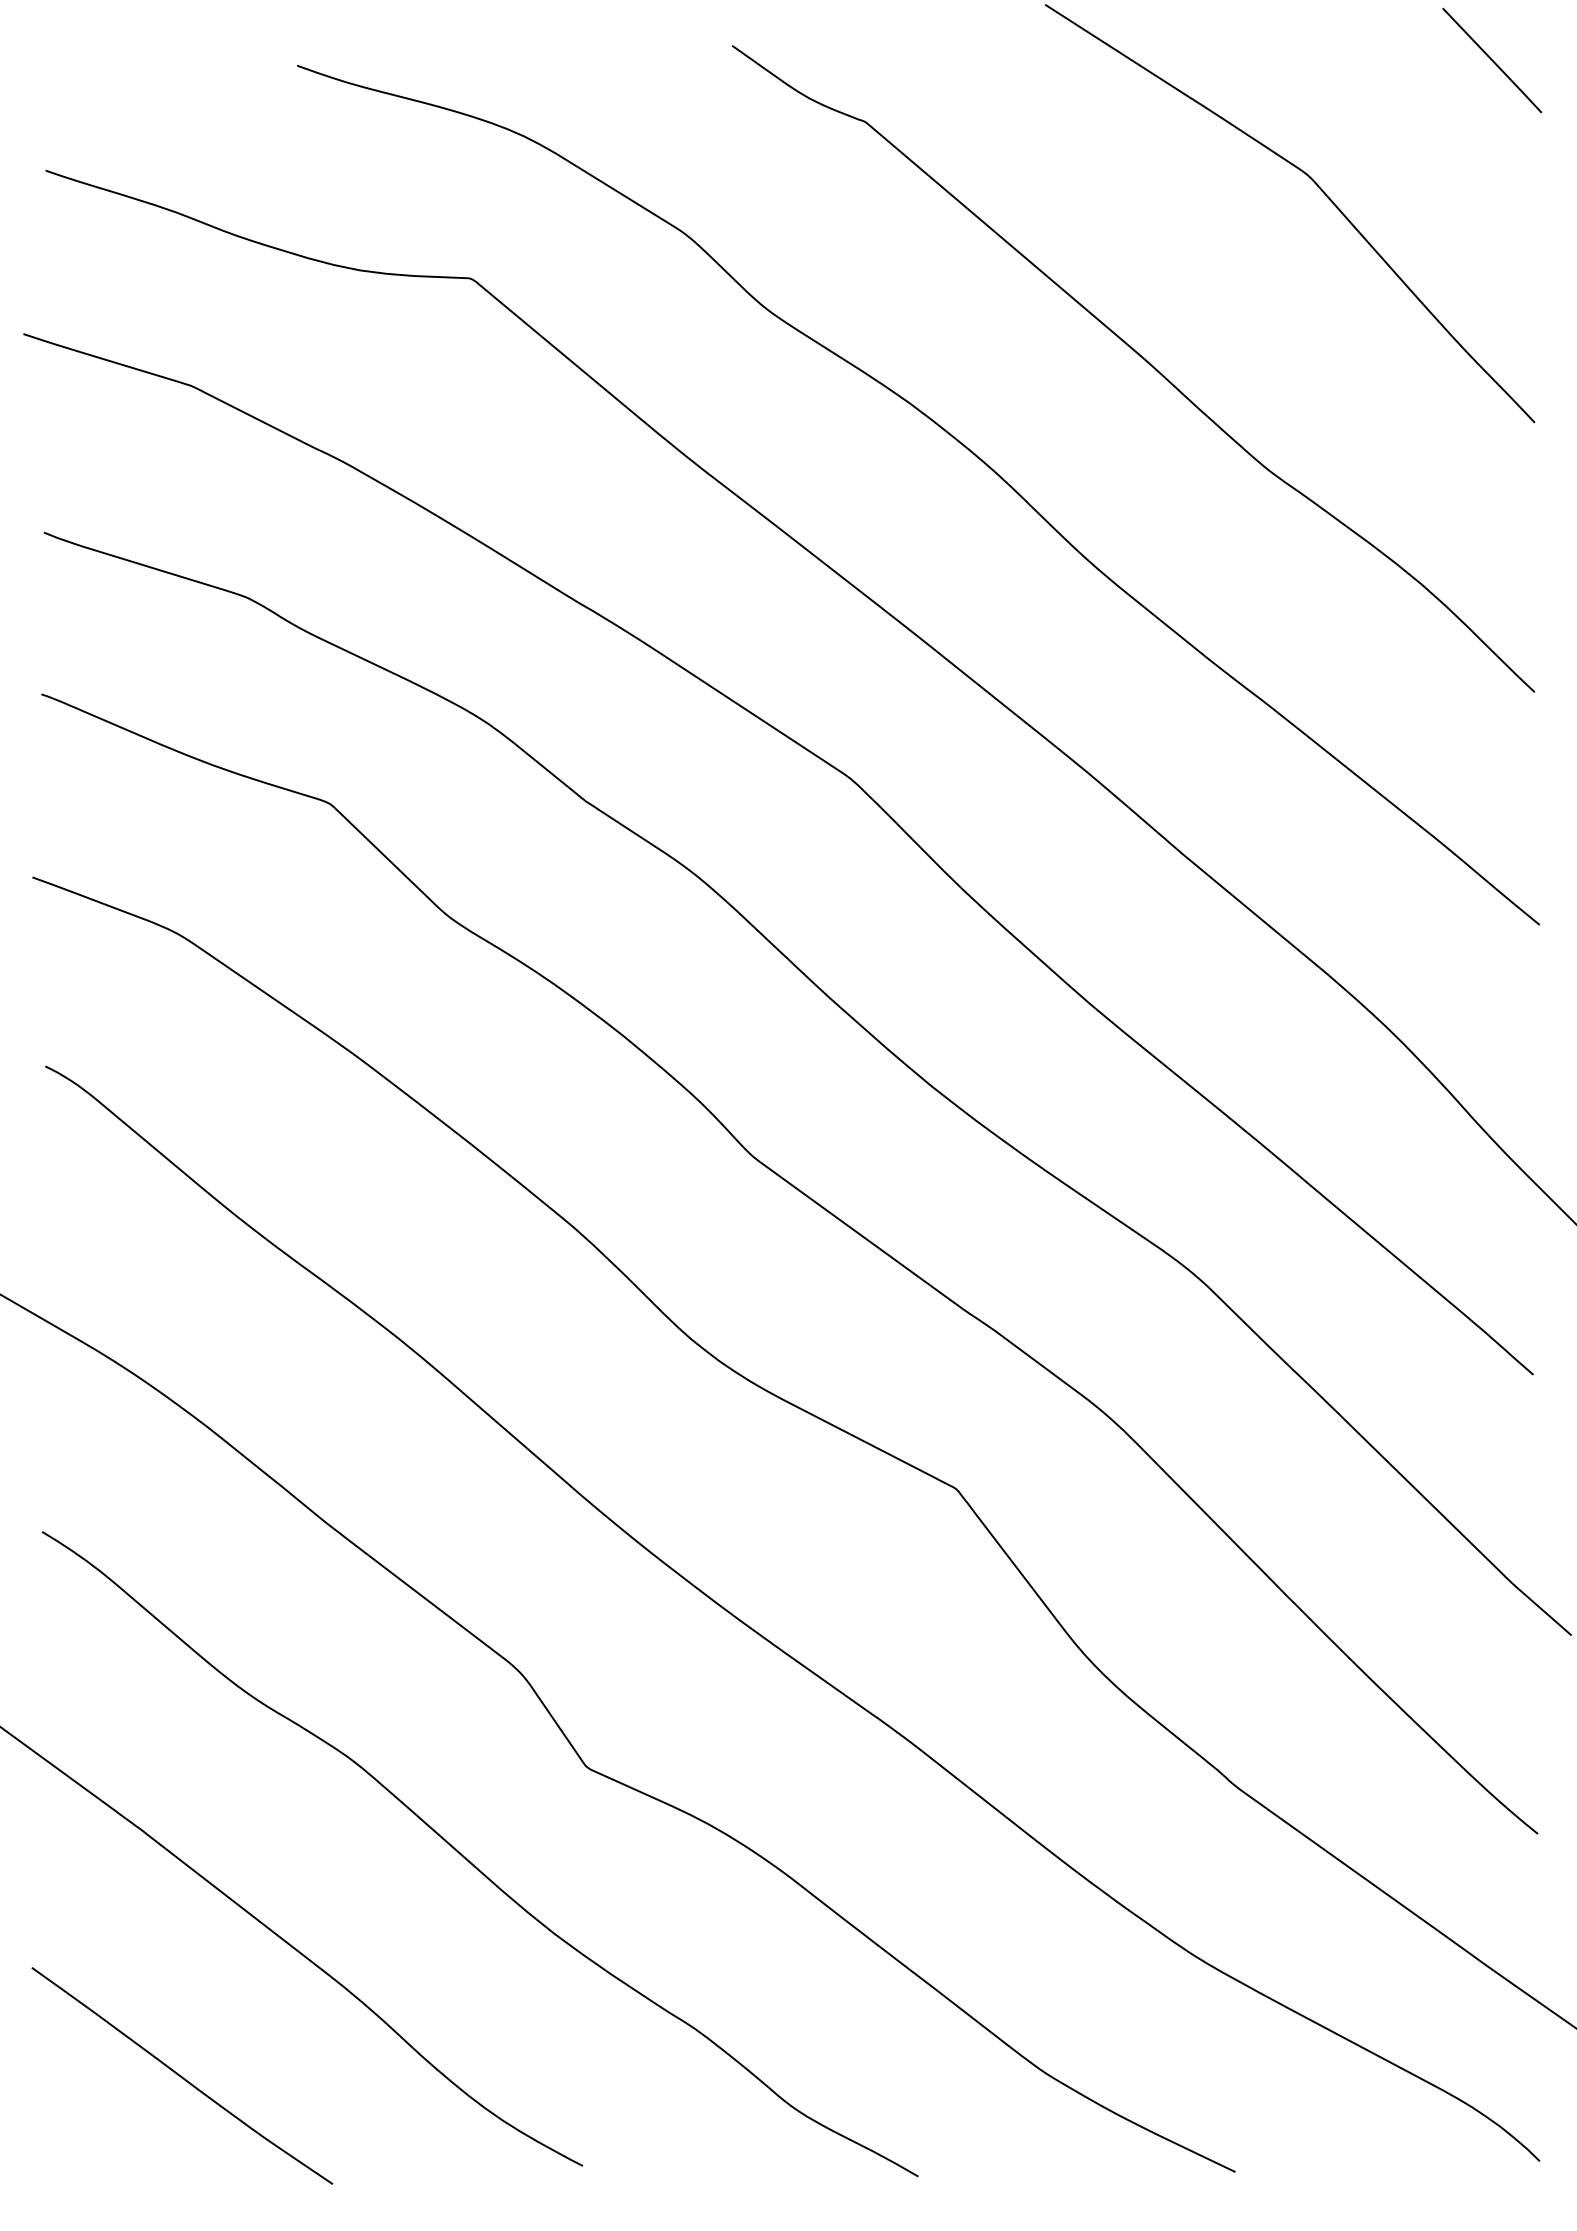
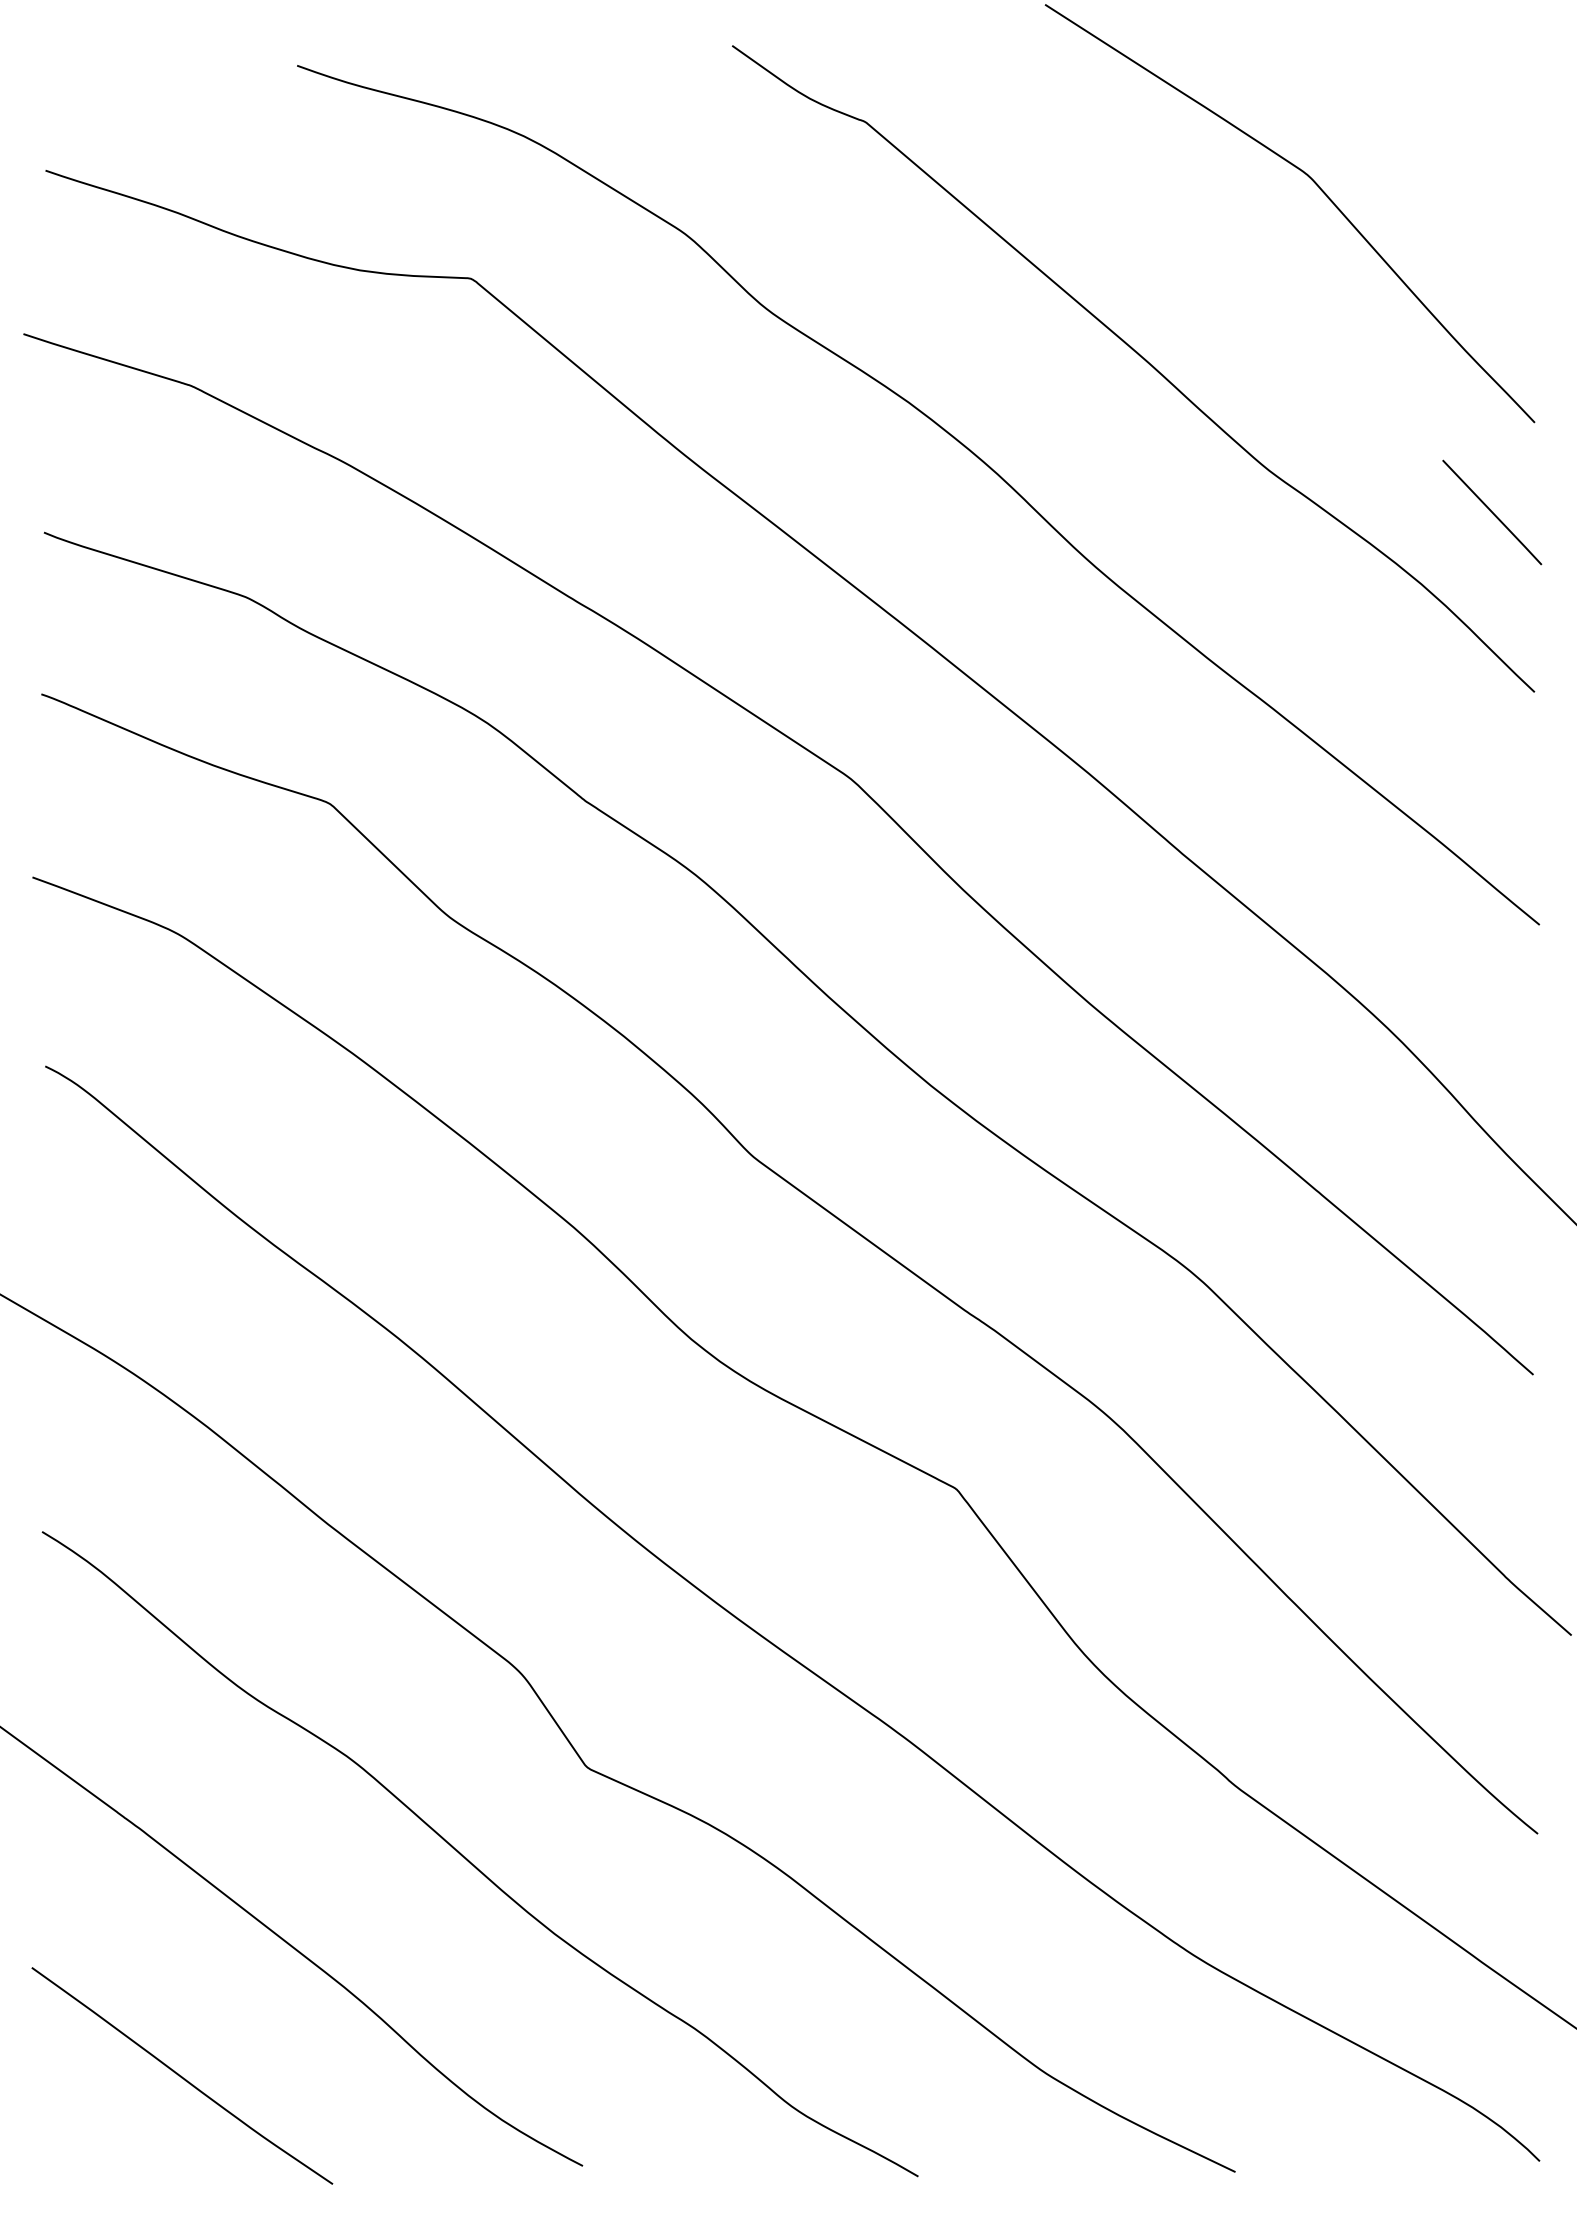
line position: (1492, 60) -> (1492, 512) (1492, 512)
